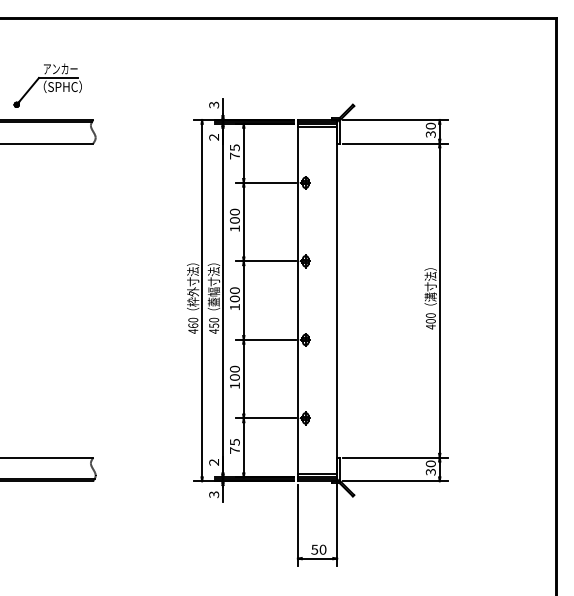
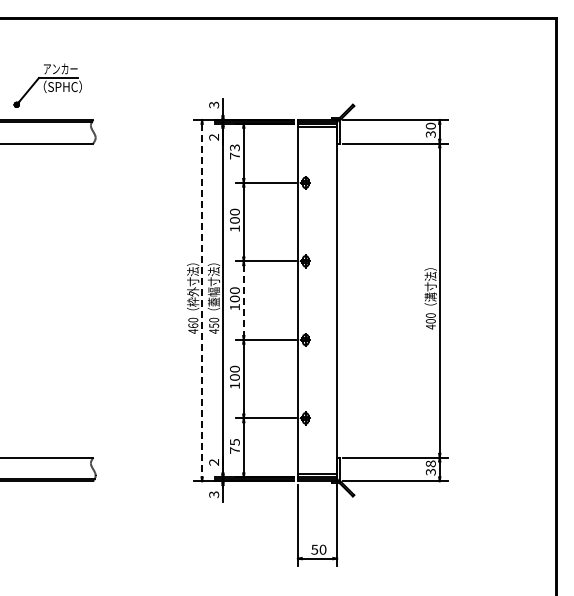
text: 75 -> 73 (234, 147)
line: solid -> dashed (202, 300)
line: solid -> dashed (243, 301)
text: 30 -> 38 (430, 463)
